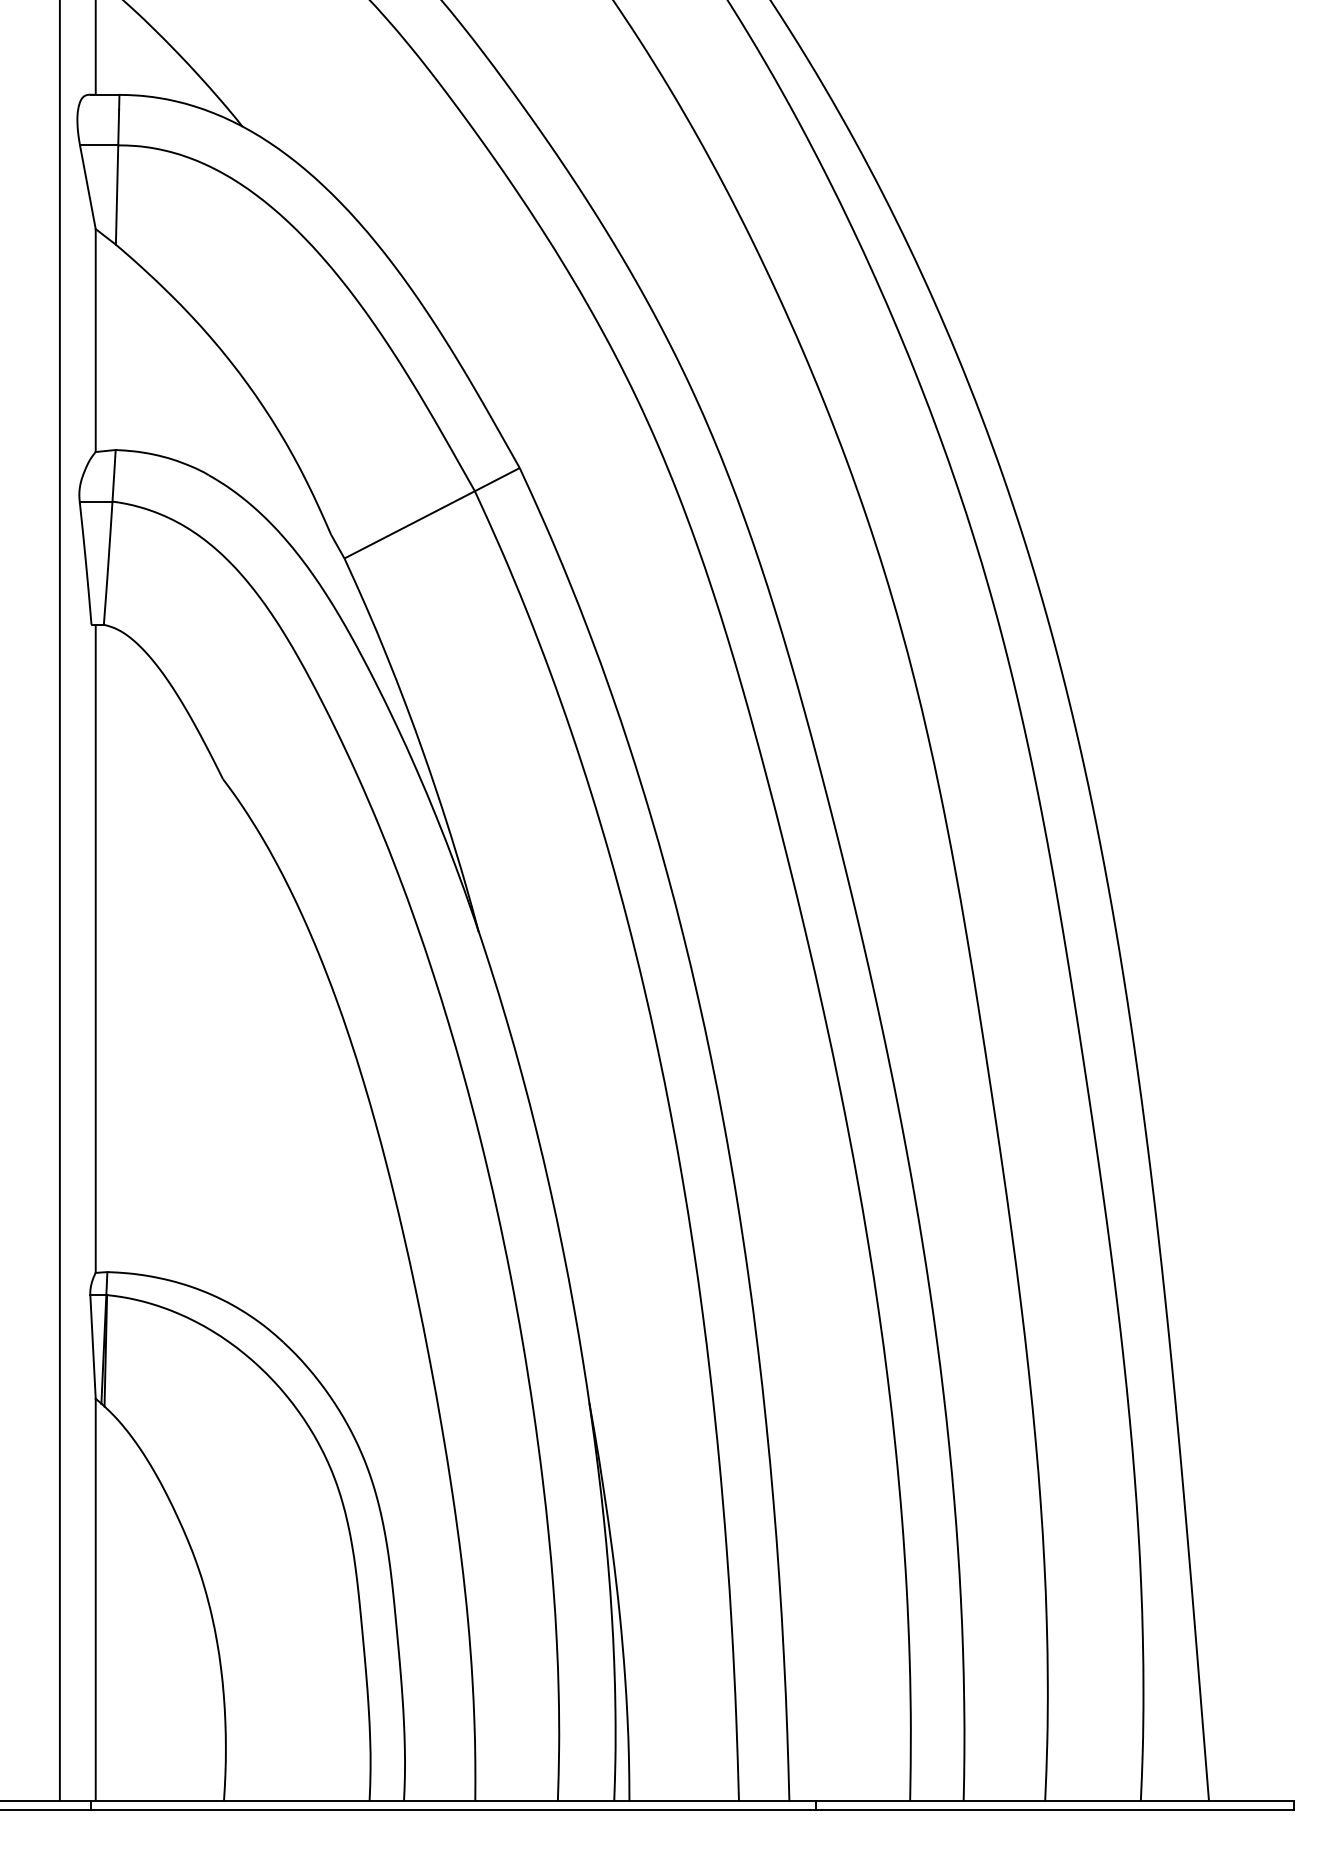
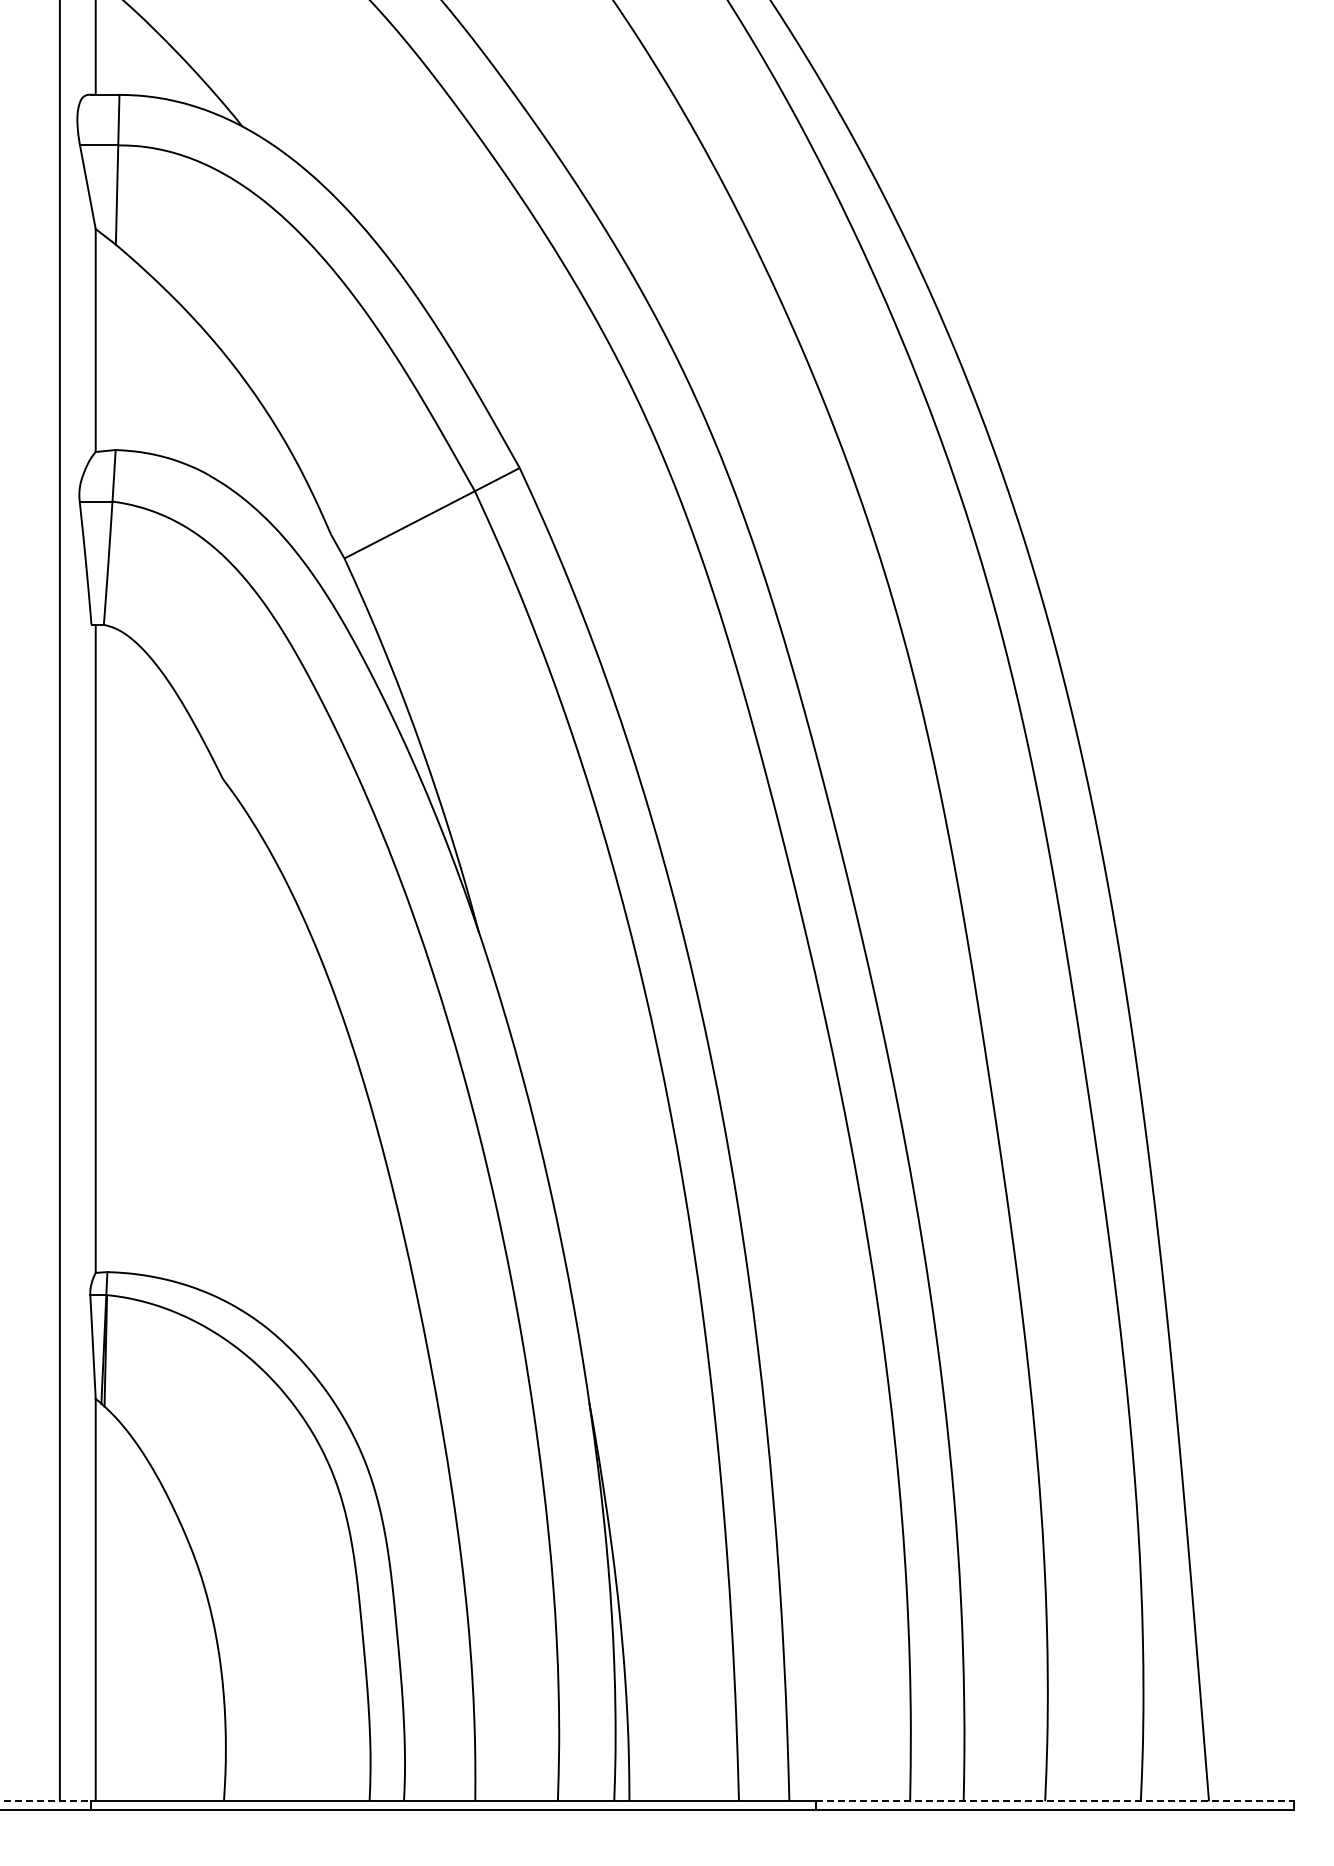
line: solid -> dashed (46, 1801)
line: solid -> dashed (1055, 1801)
